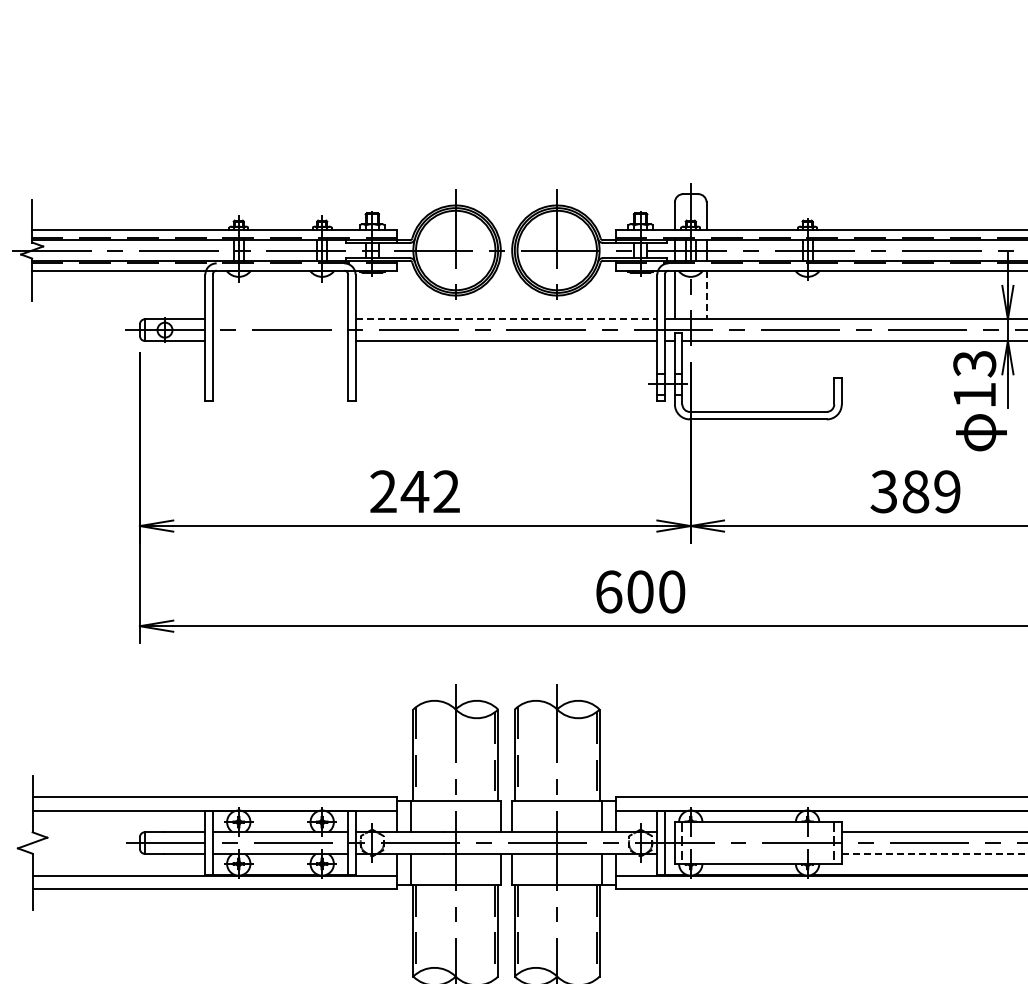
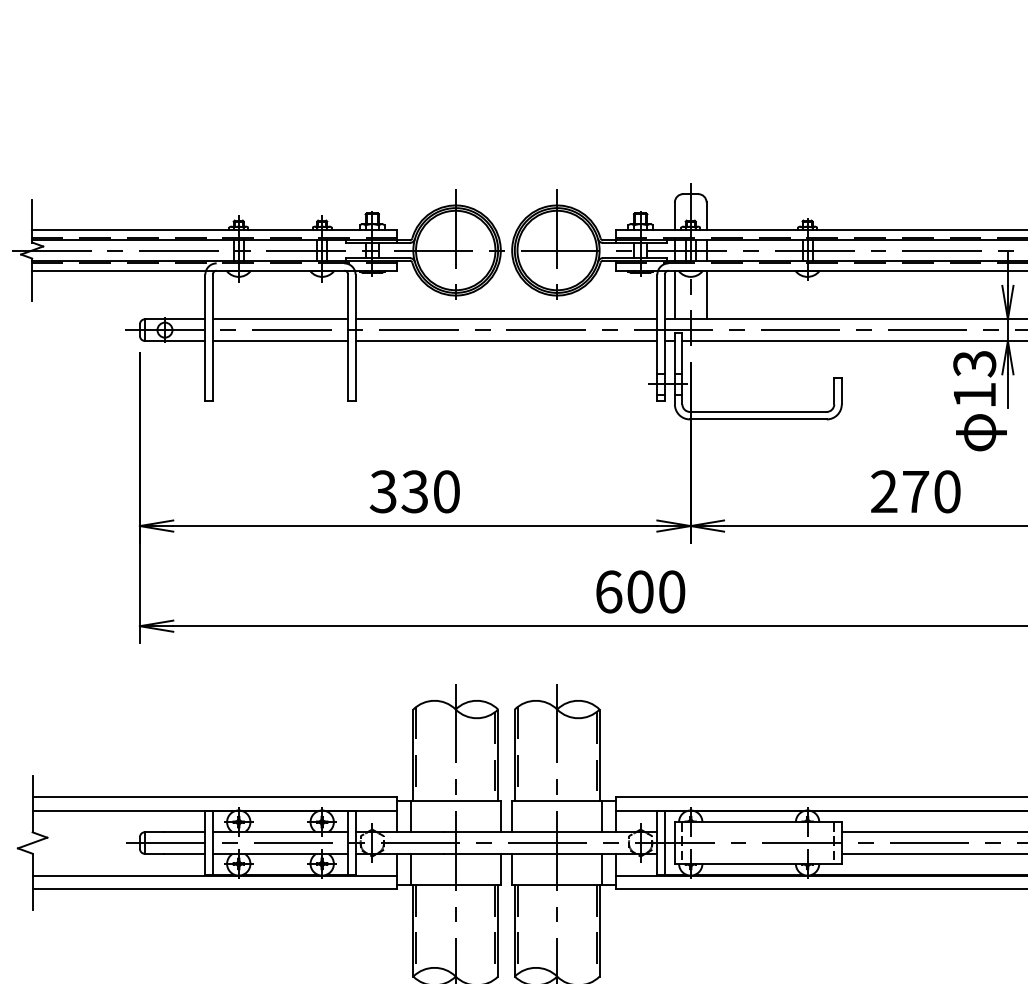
line: dashed -> solid (706, 295)
line: none -> present (280, 319)
line: dashed -> solid (506, 319)
line: none -> present (280, 340)
text: 242 -> 330 (414, 491)
text: 389 -> 270 (915, 491)
line: dashed -> solid (934, 853)
